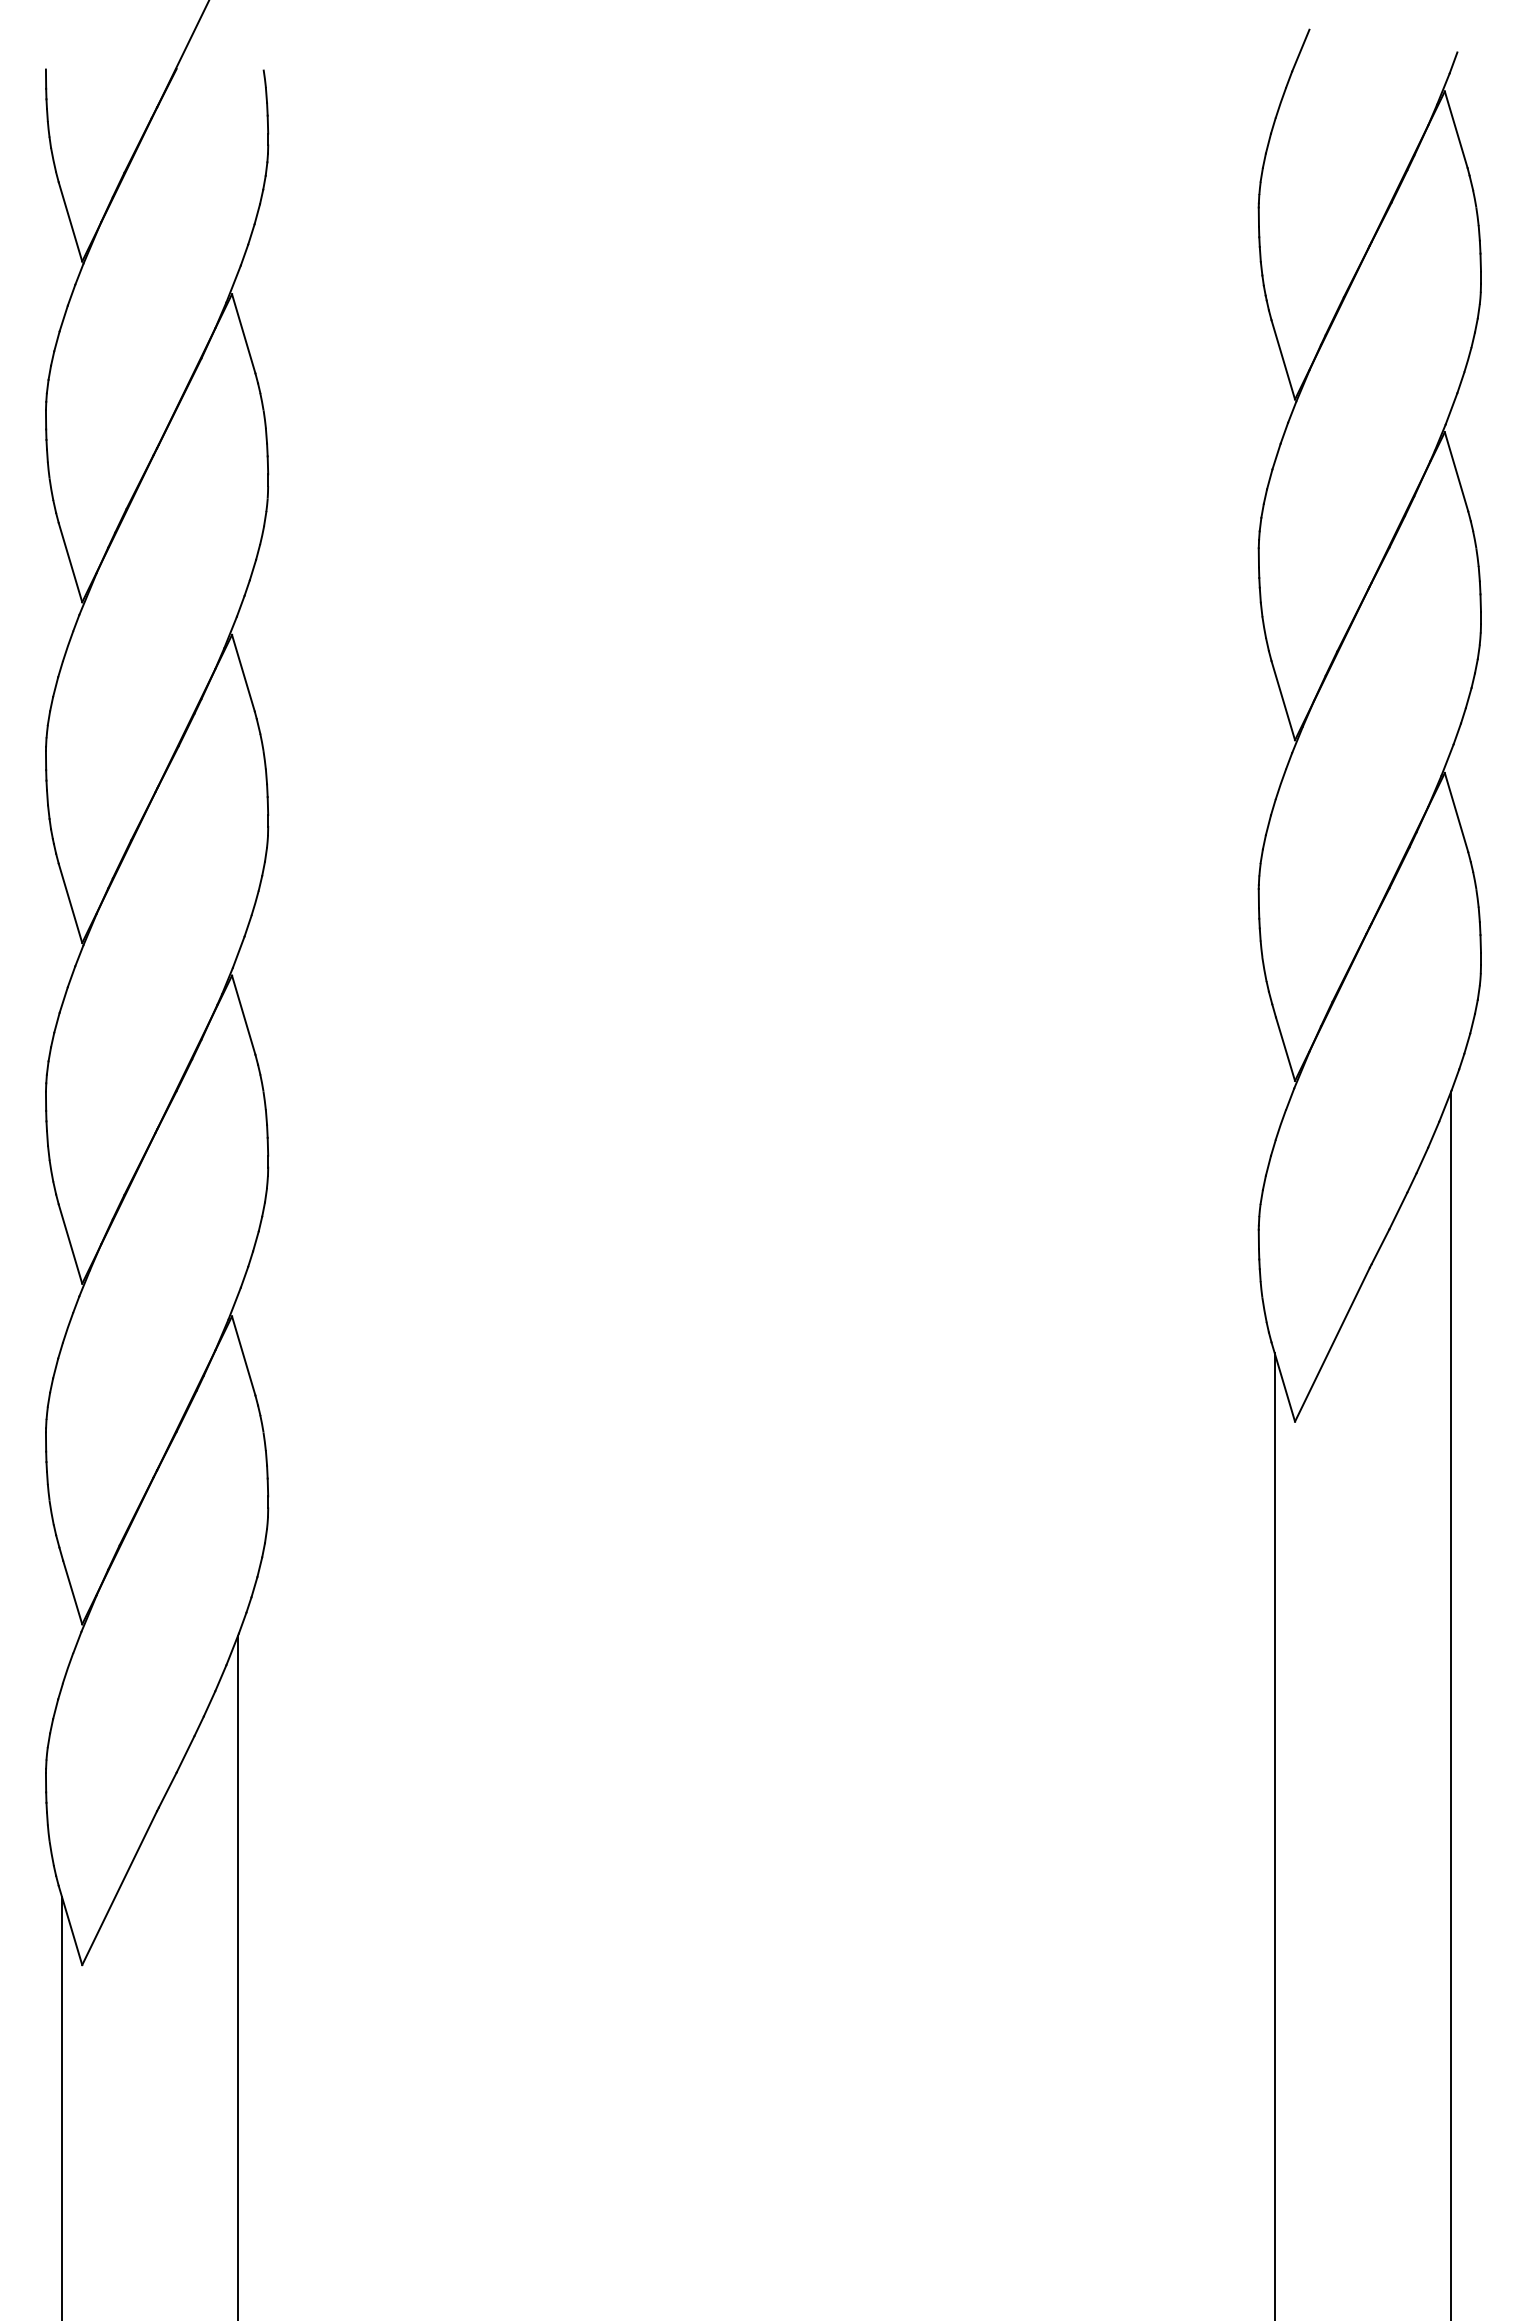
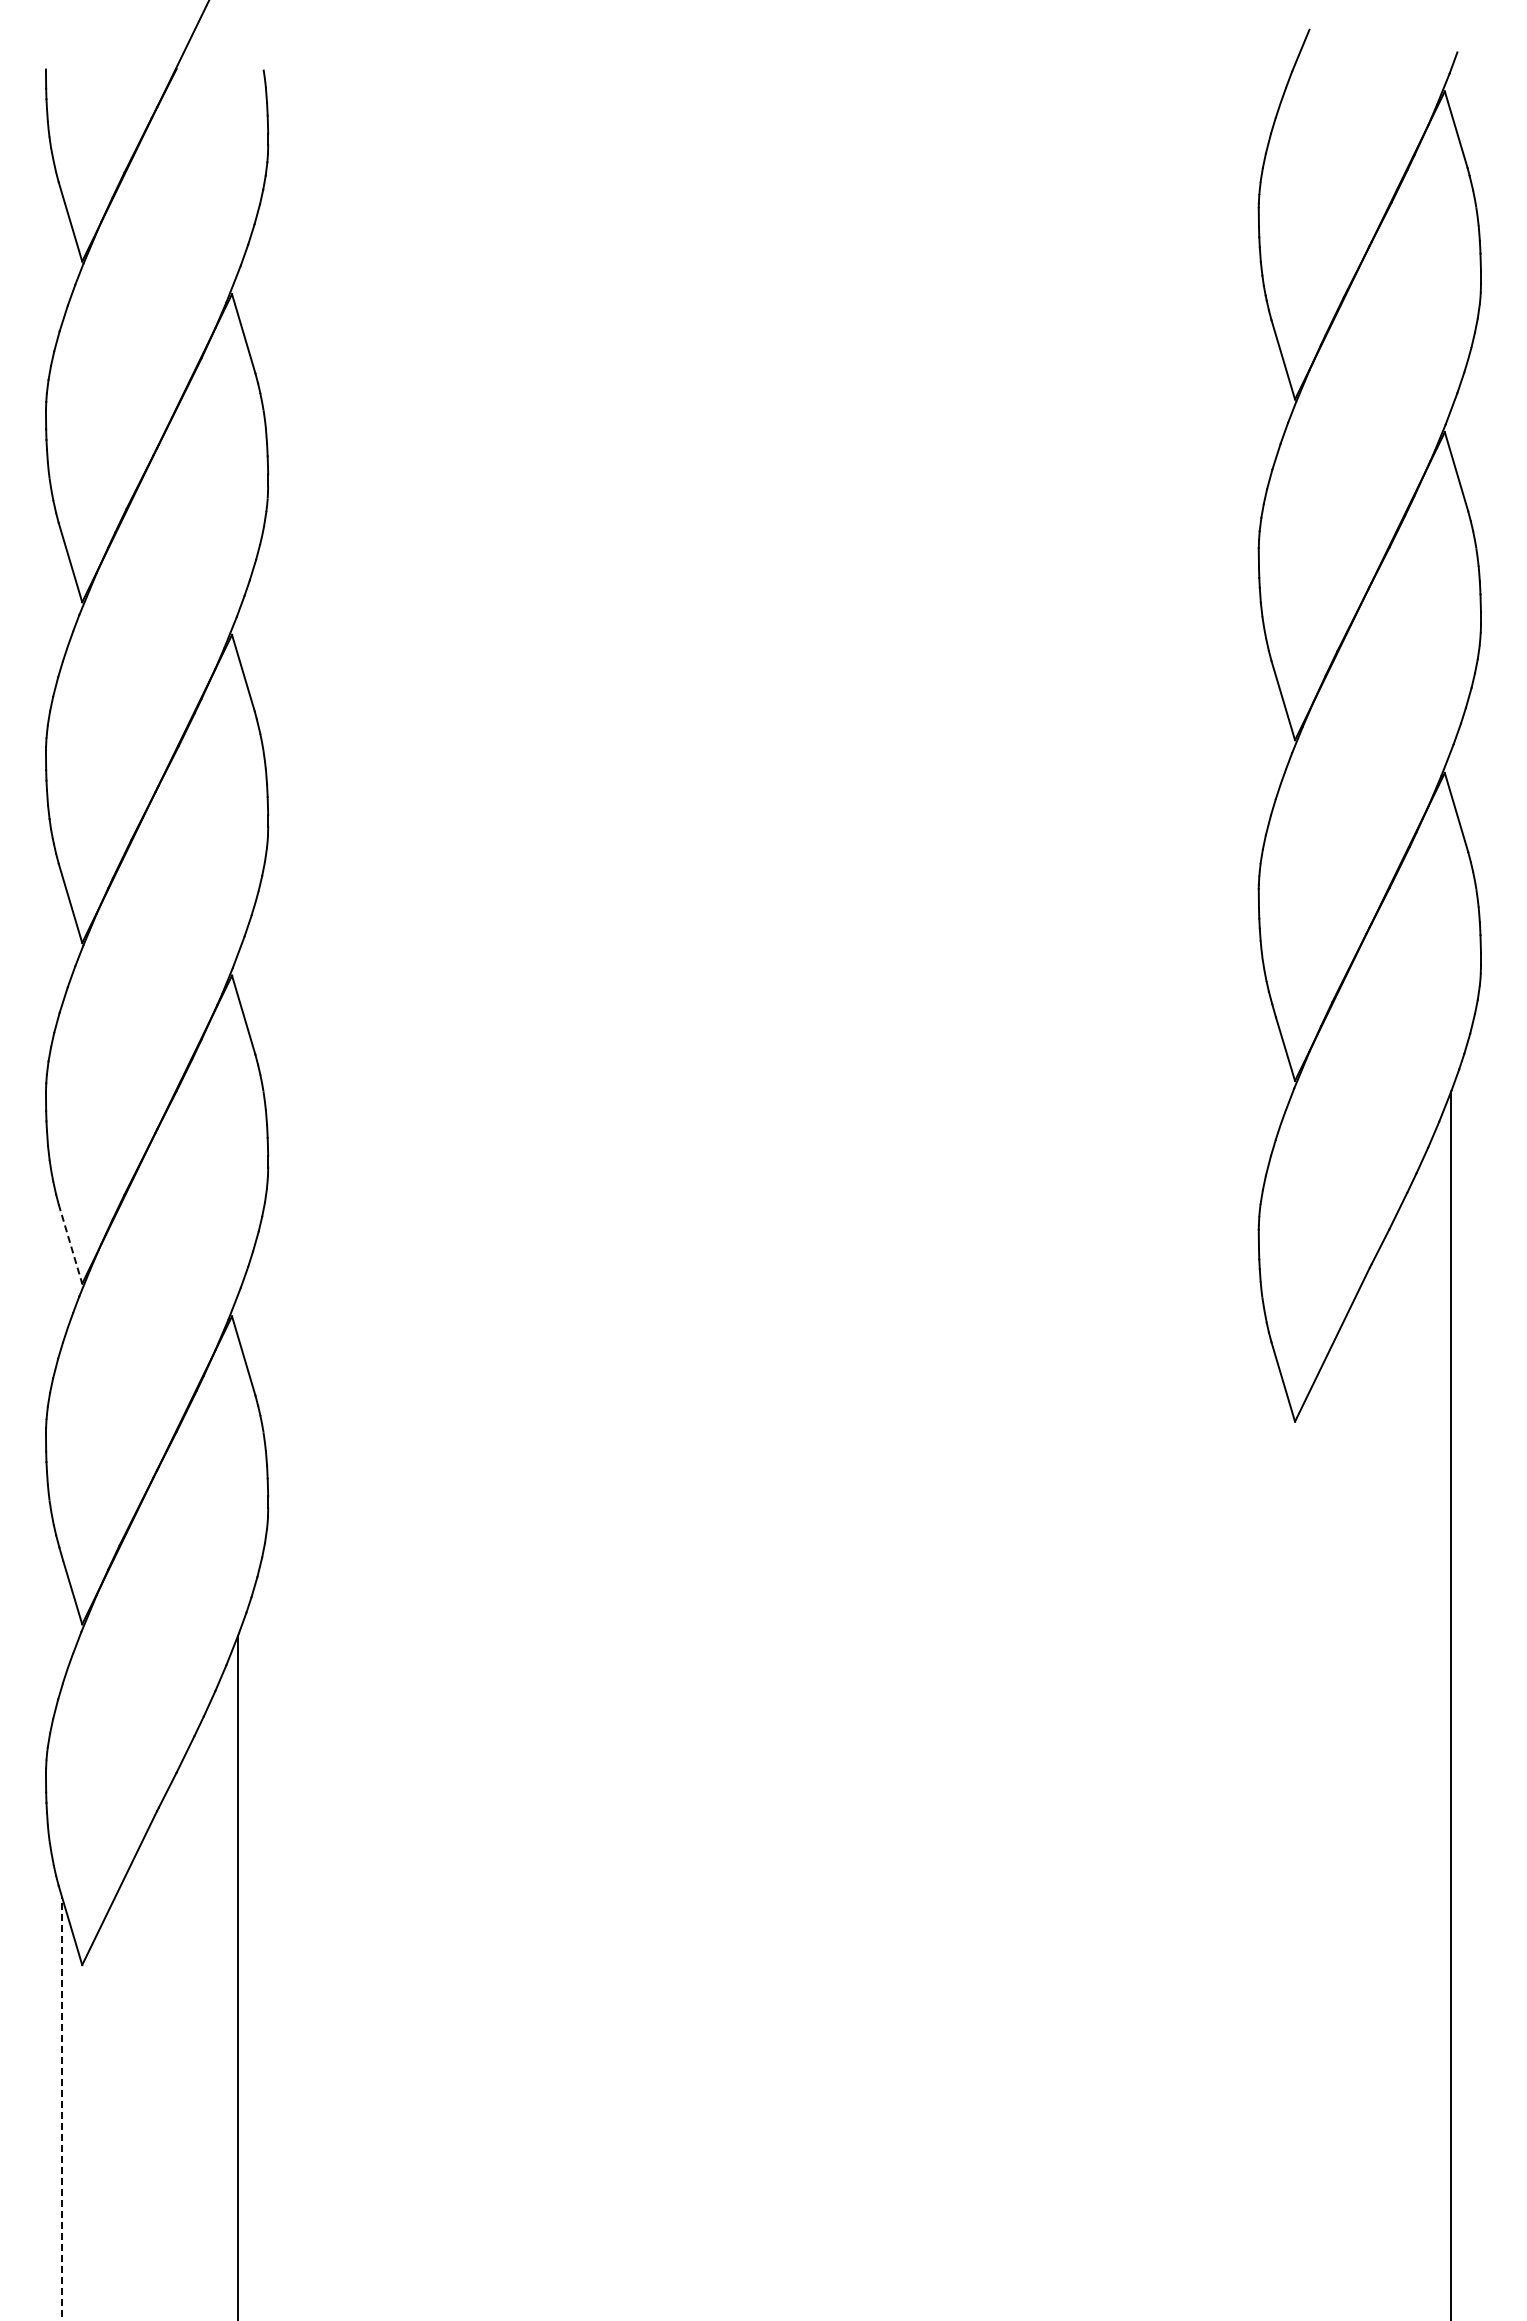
line: solid -> dashed (70, 1244)
line: present -> none (1274, 1835)
line: solid -> dashed (62, 2108)
